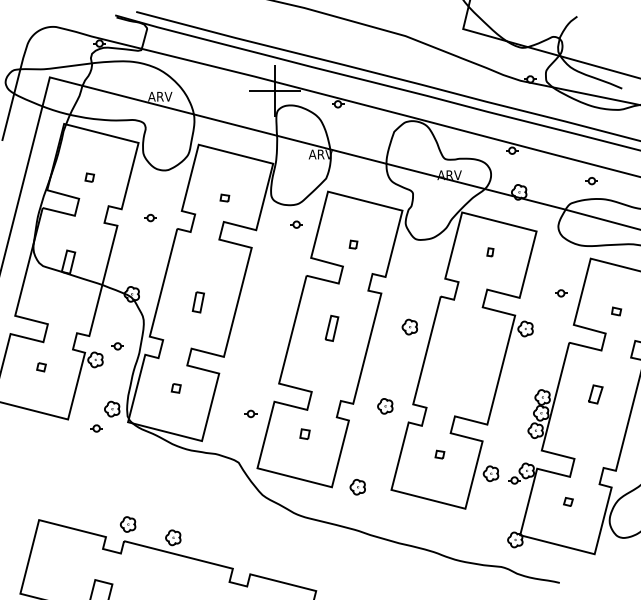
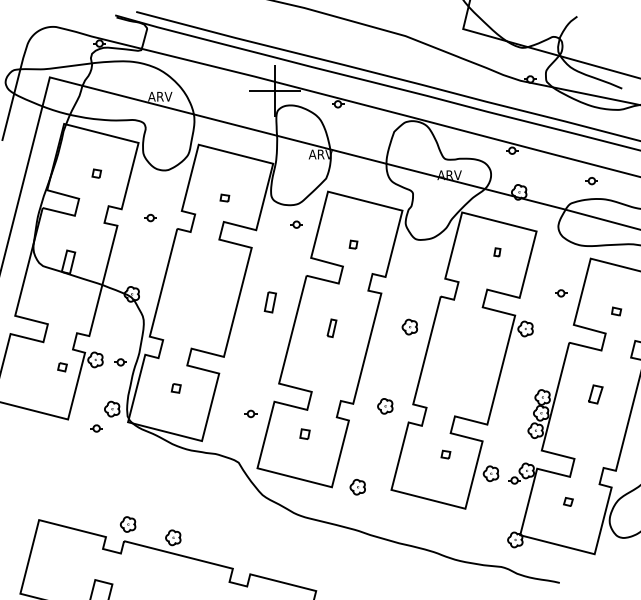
part position: (89, 177) -> (96, 173) (96, 173)
part position: (490, 252) -> (497, 252) (497, 252)
part position: (197, 302) -> (269, 302) (269, 302)
part size: 16x28 px -> 12x20 px (331, 327)
part position: (117, 346) -> (120, 362) (120, 362)
part position: (41, 367) -> (62, 367) (62, 367)
part position: (439, 454) -> (445, 454) (445, 454)
